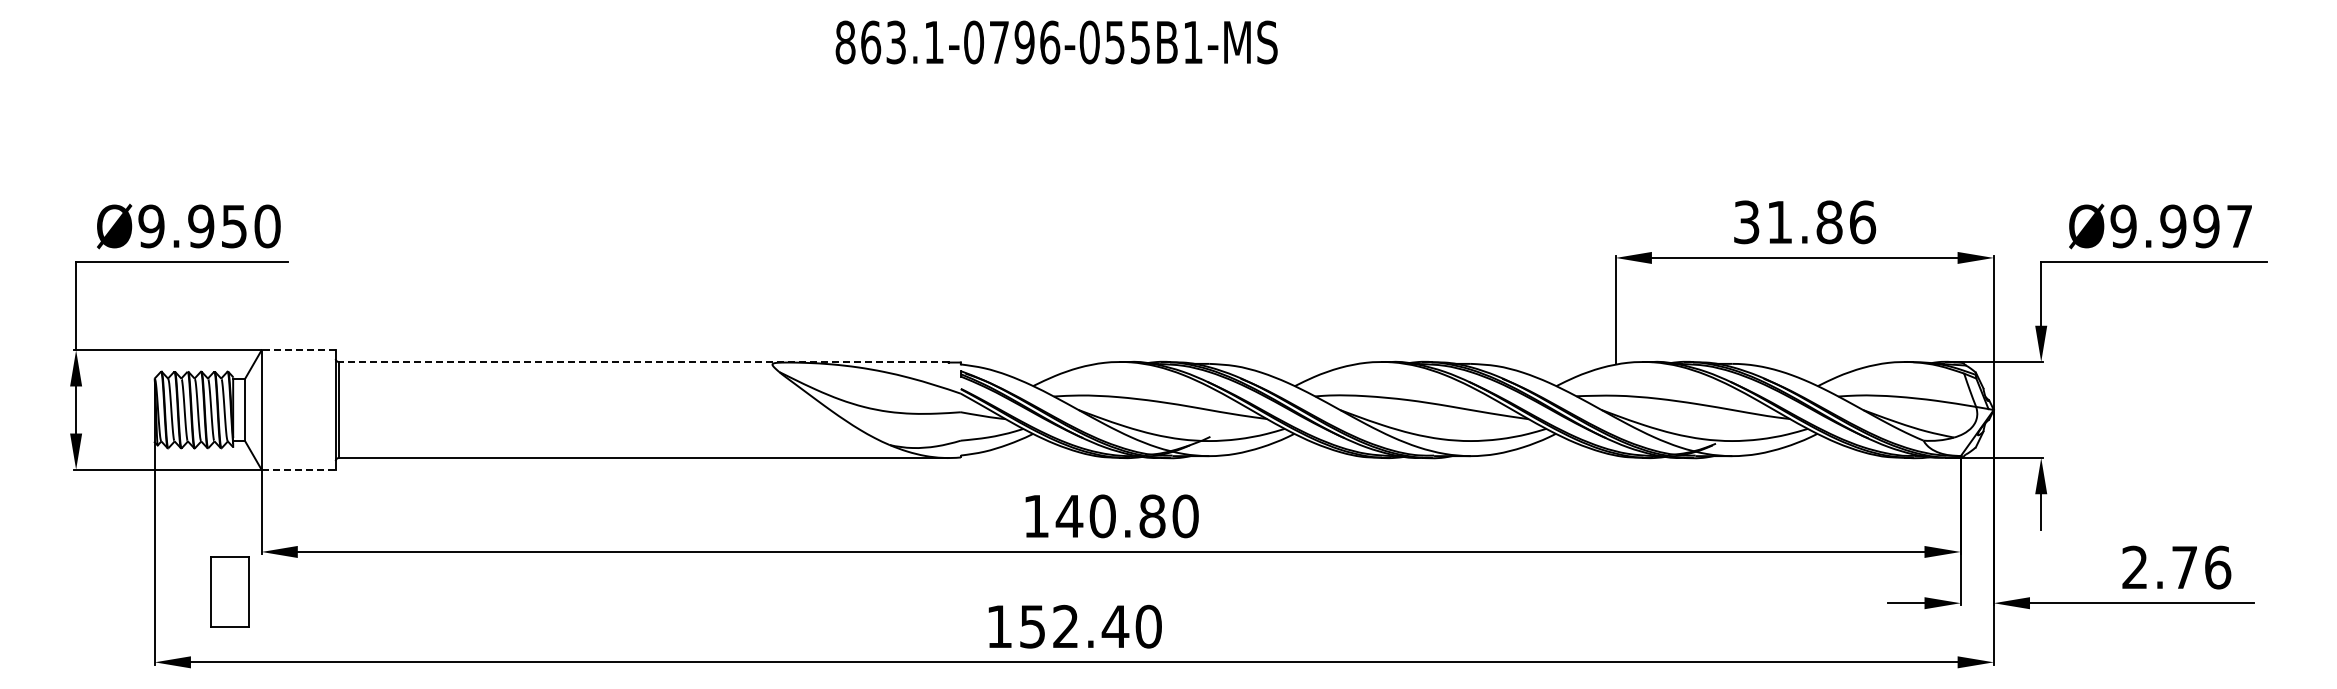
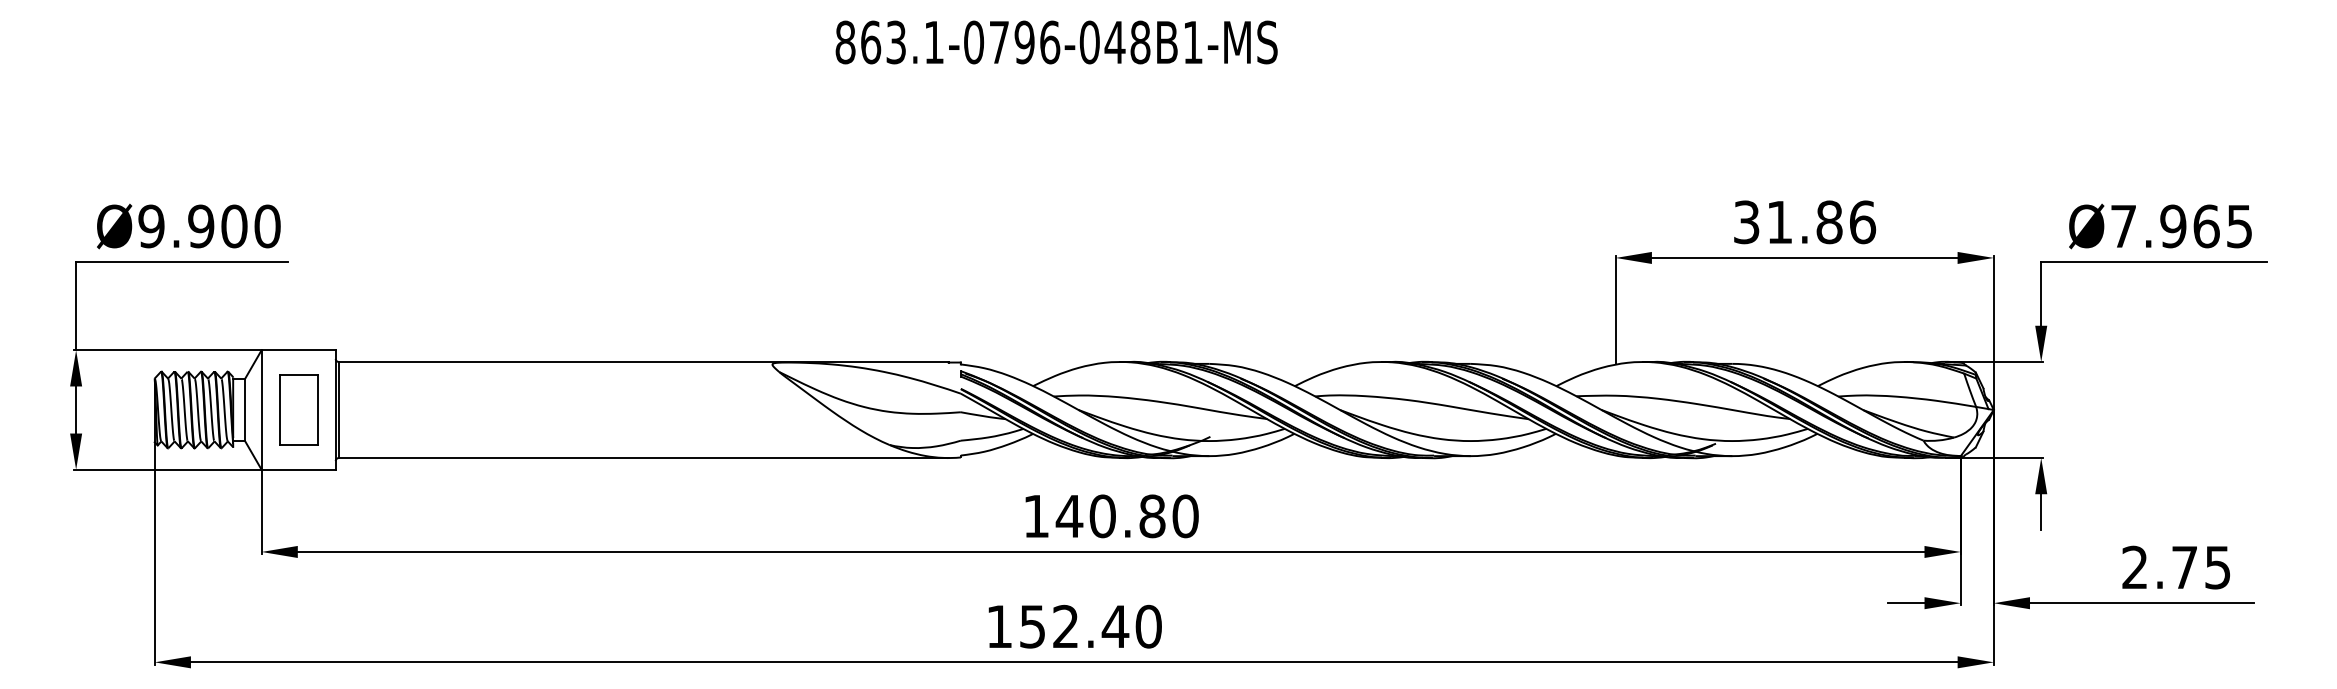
text: 863.1-0796-055B1-MS -> 863.1-0796-048B1-MS (1127, 42)
text: Ø9.950 -> Ø9.900 (234, 226)
text: Ø9.997 -> Ø7.965 (2180, 226)
line: dashed -> solid (298, 350)
line: dashed -> solid (643, 361)
line: dashed -> solid (299, 469)
text: 2.76 -> 2.75 (2218, 567)
part position: (229, 591) -> (298, 409) (298, 409)
